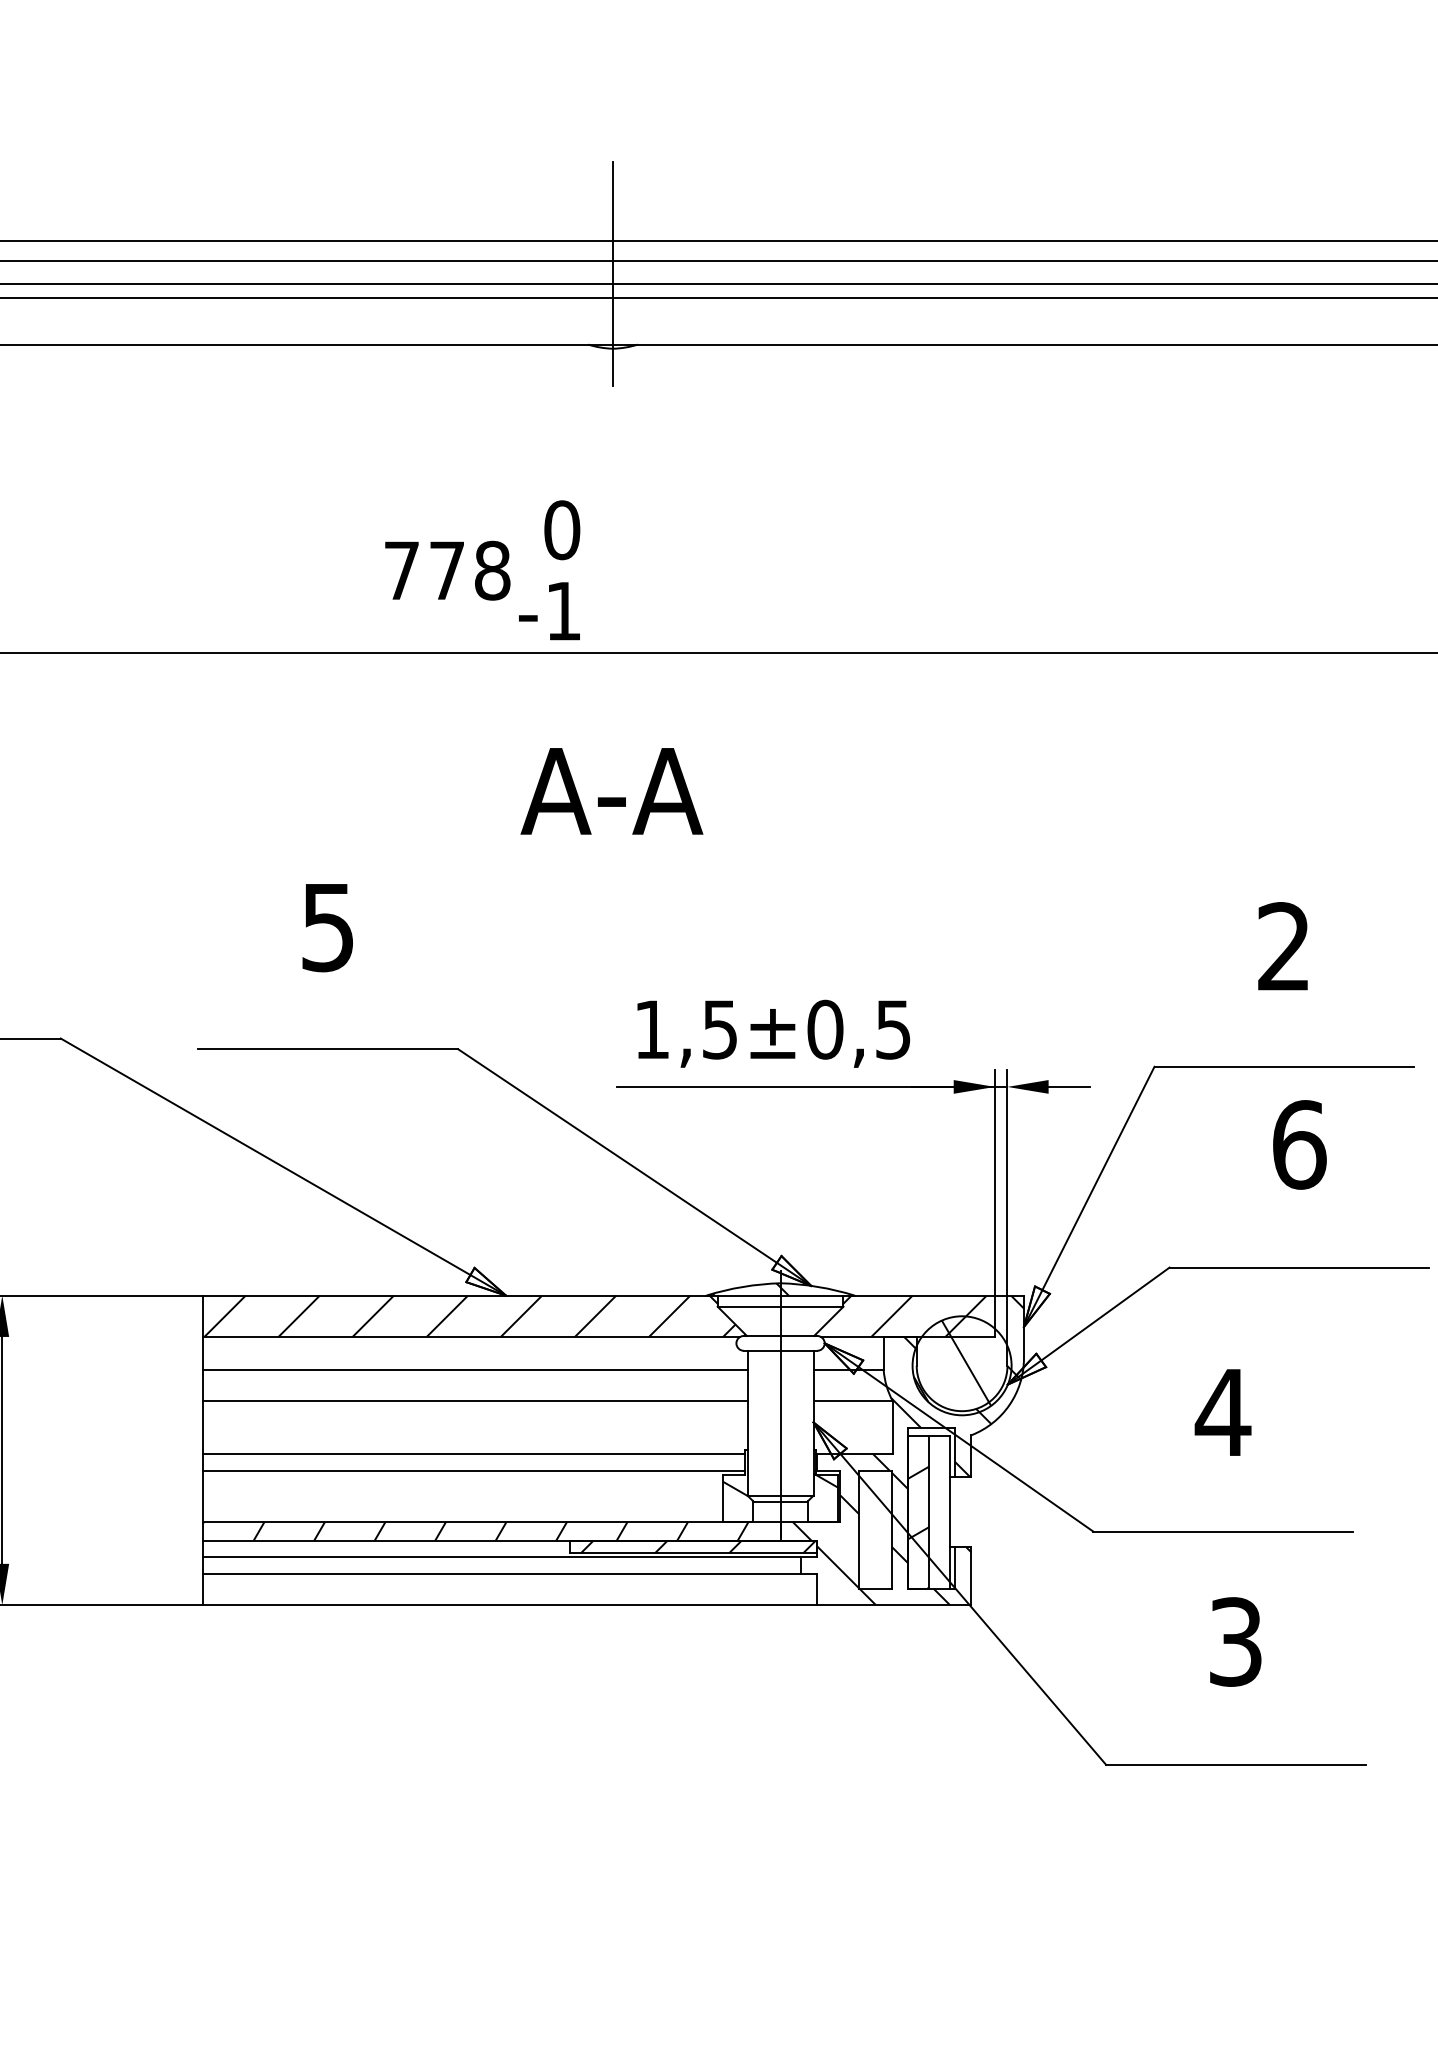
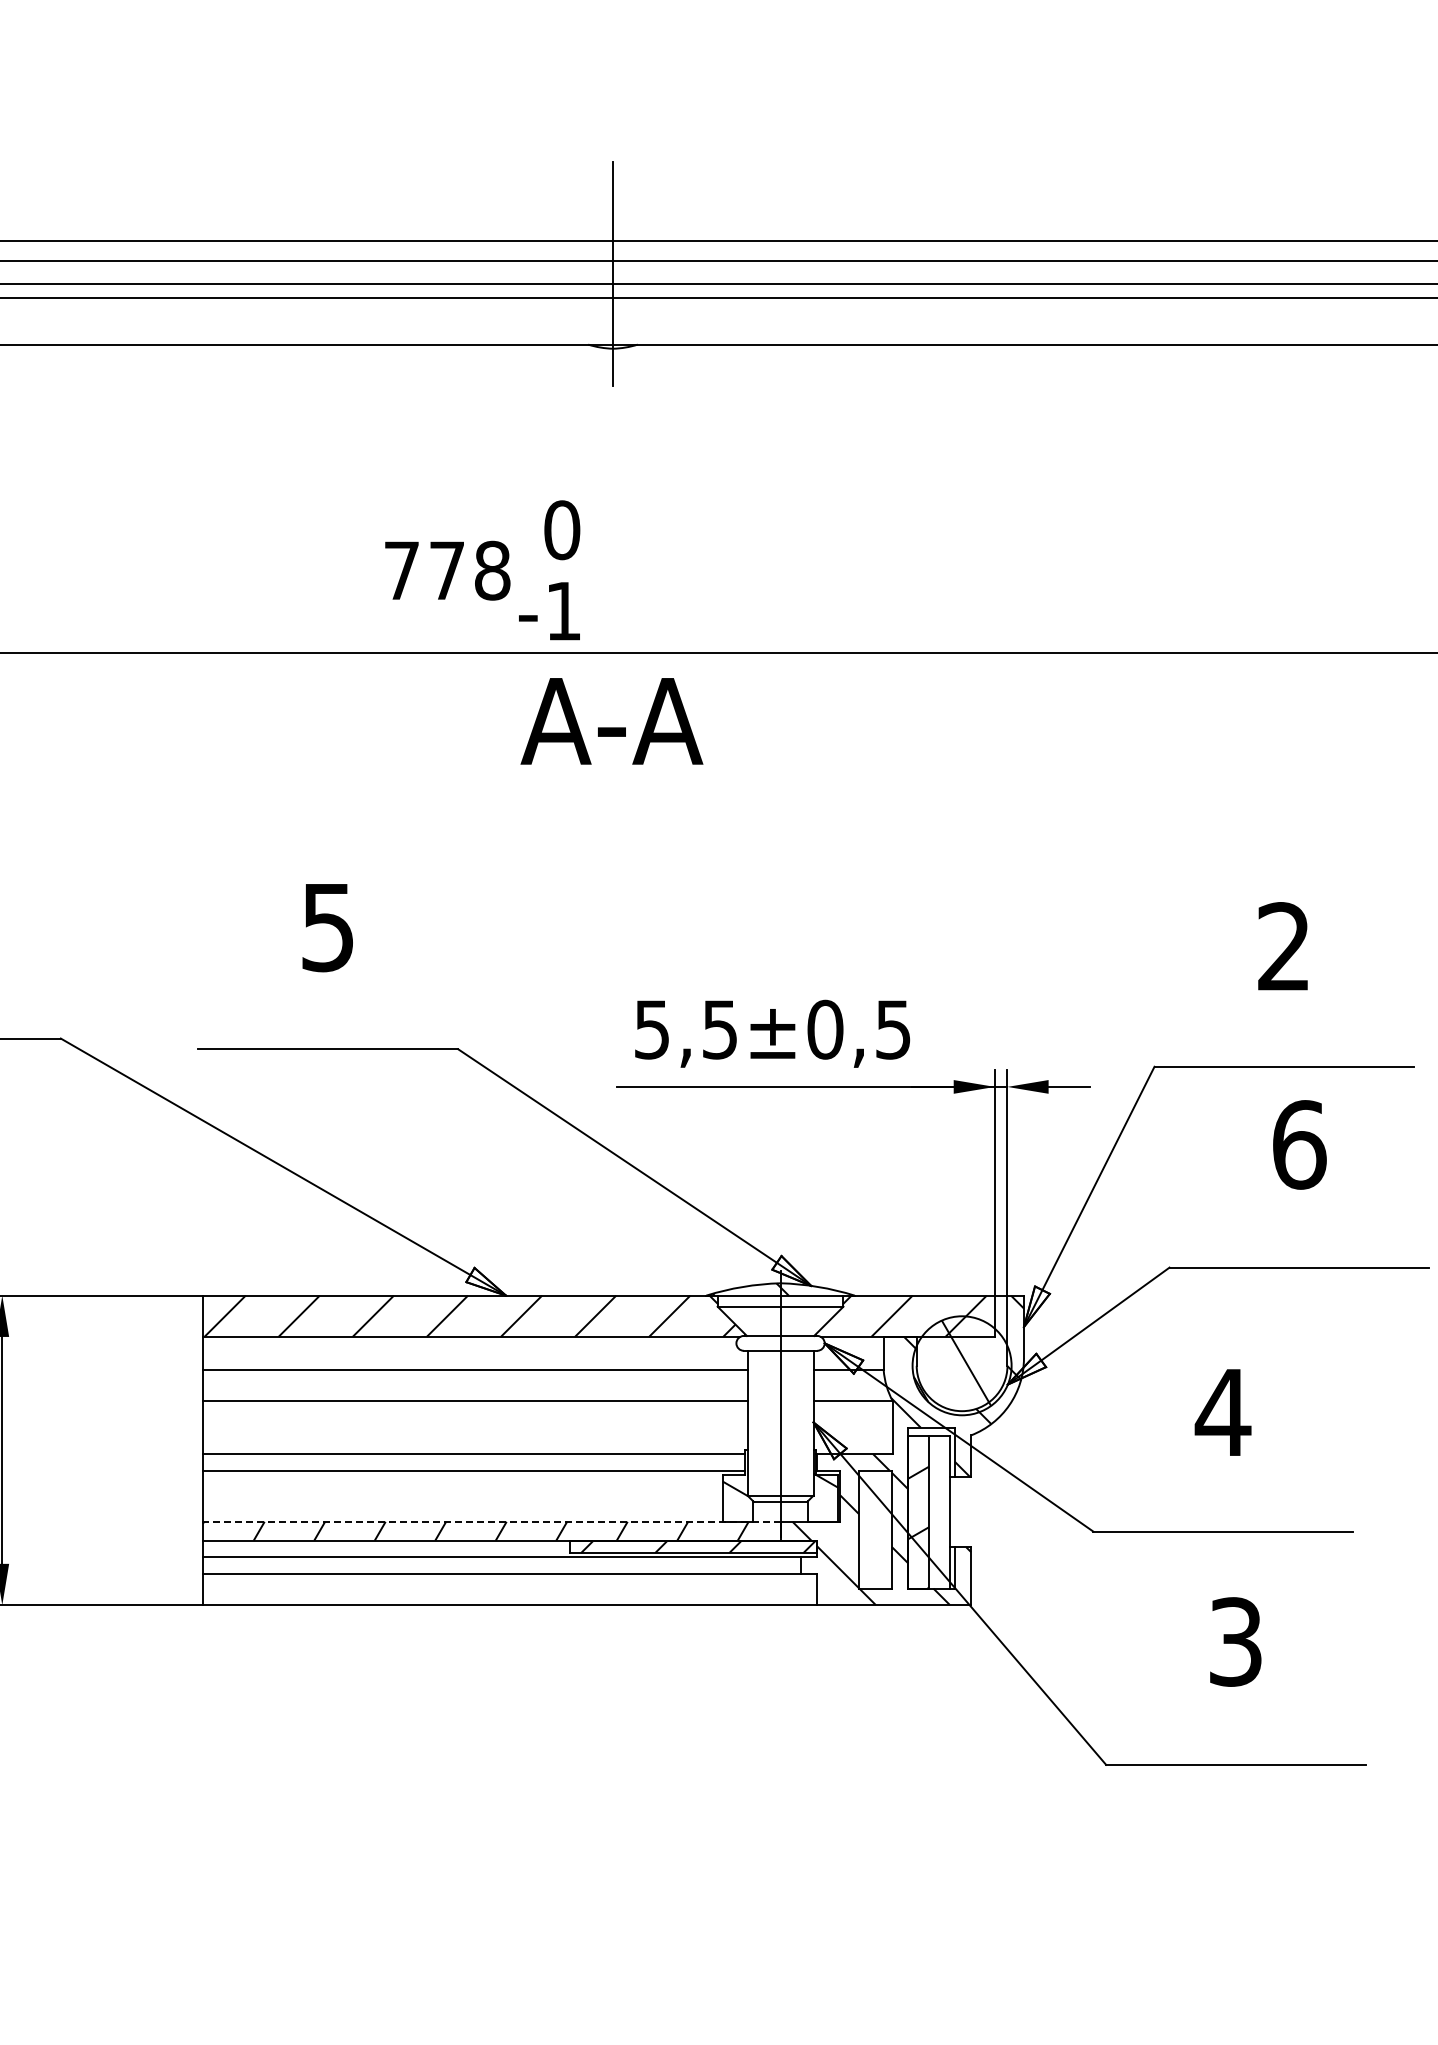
text position: (611, 791) -> (611, 721) (611, 721)
text: 1,5 -> 5,5 (651, 1029)
line: solid -> dashed (491, 1521)
